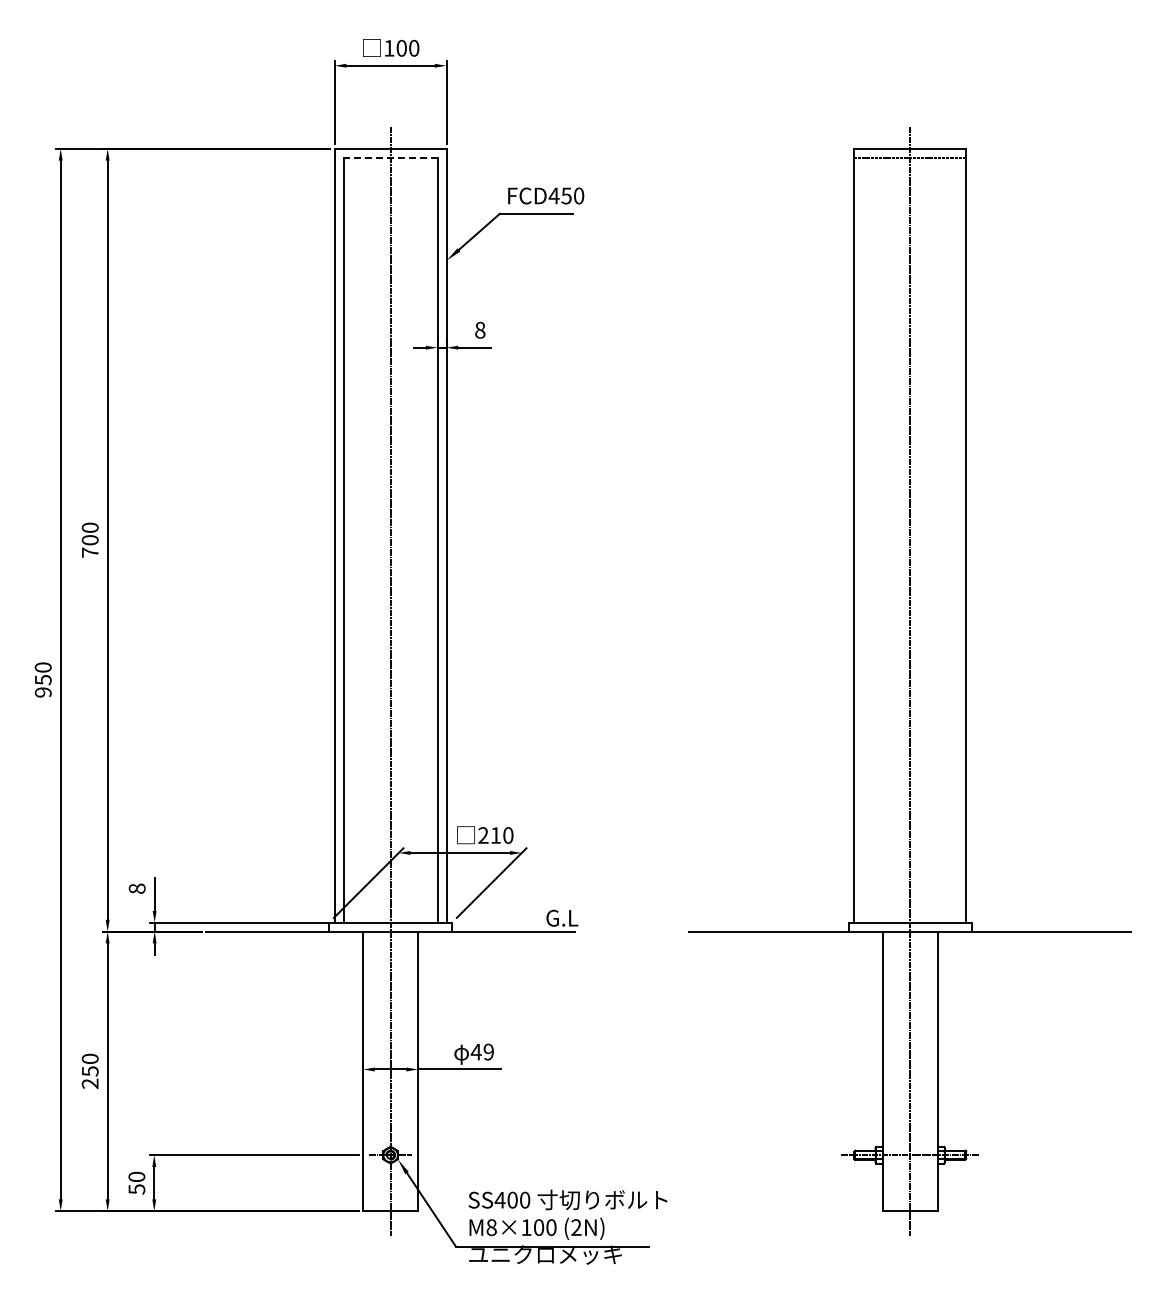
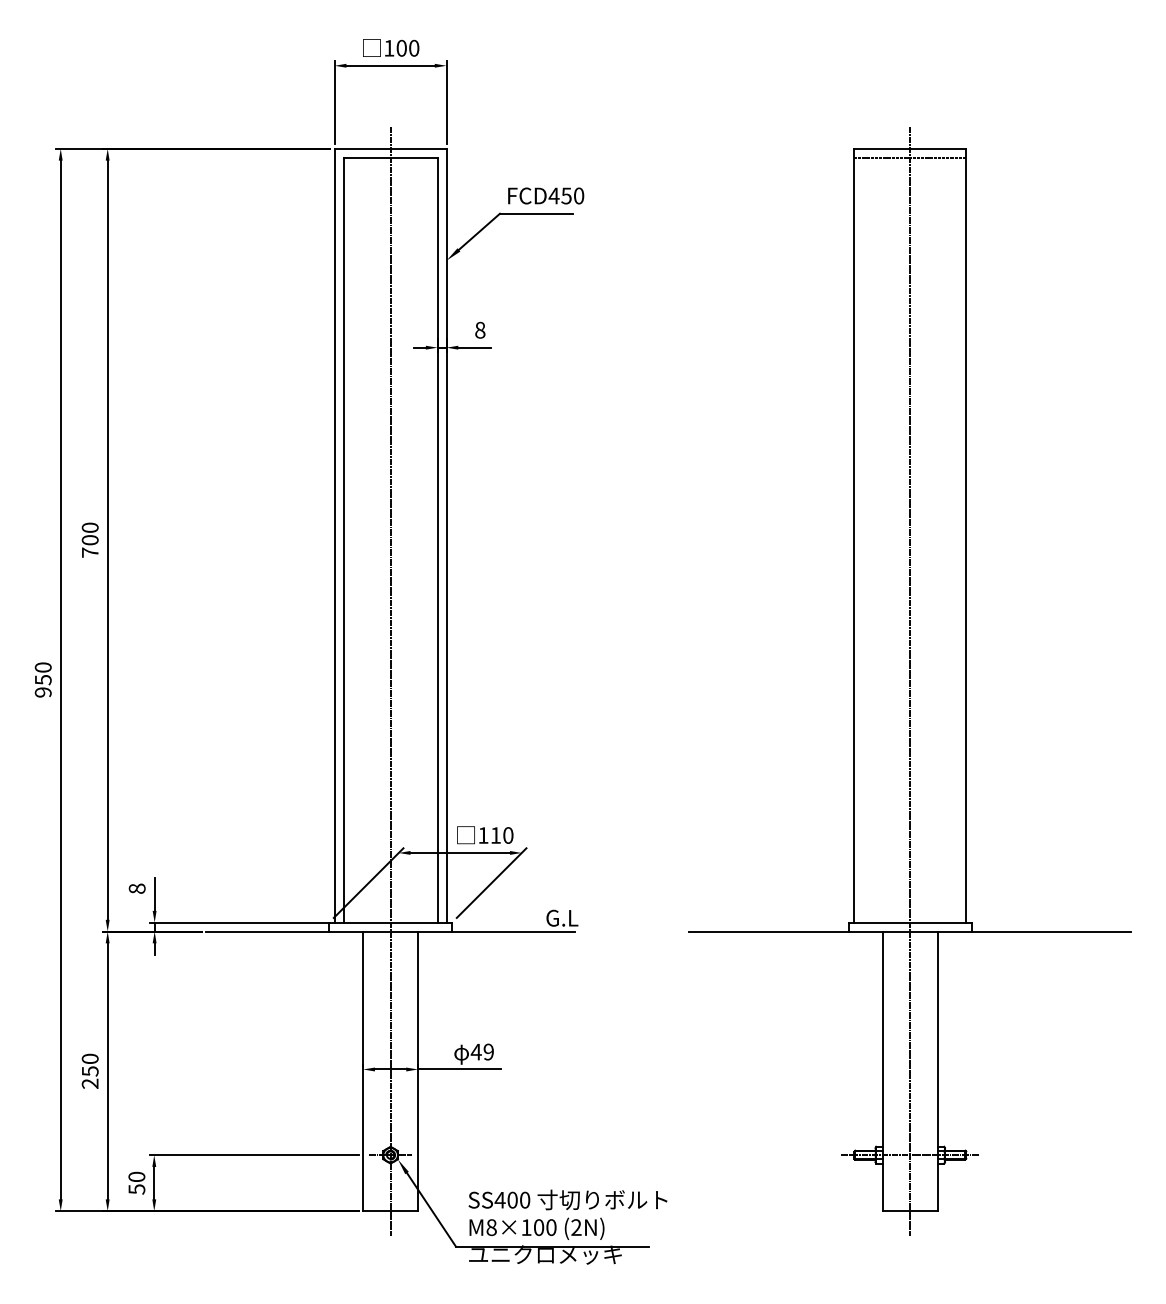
line: dashed -> solid (390, 157)
text: 210 -> 110 (483, 835)
